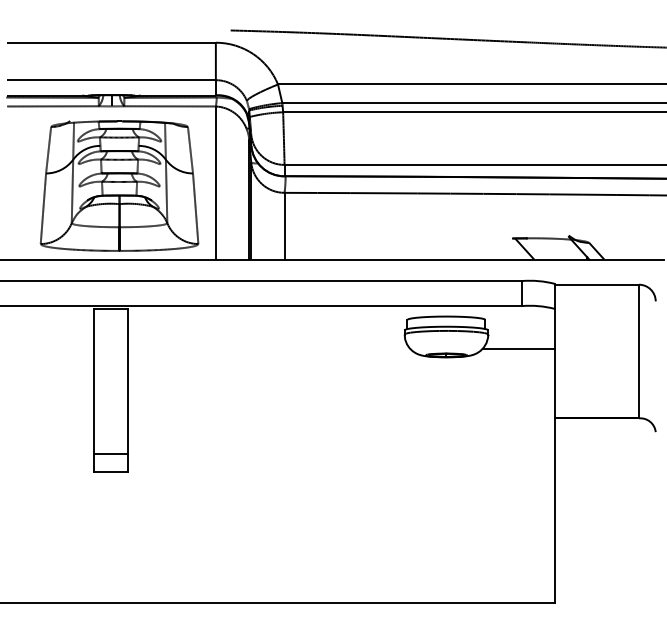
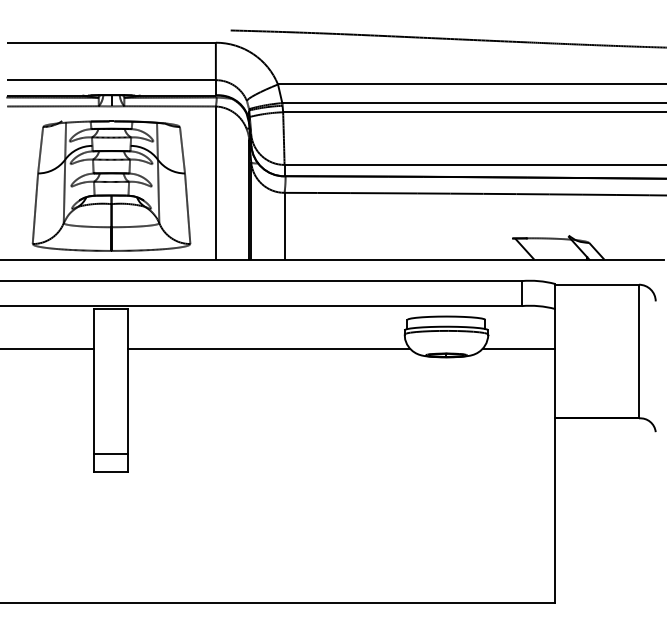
part position: (119, 185) -> (111, 185) (111, 185)
line: none -> present (48, 348)
line: none -> present (268, 348)
